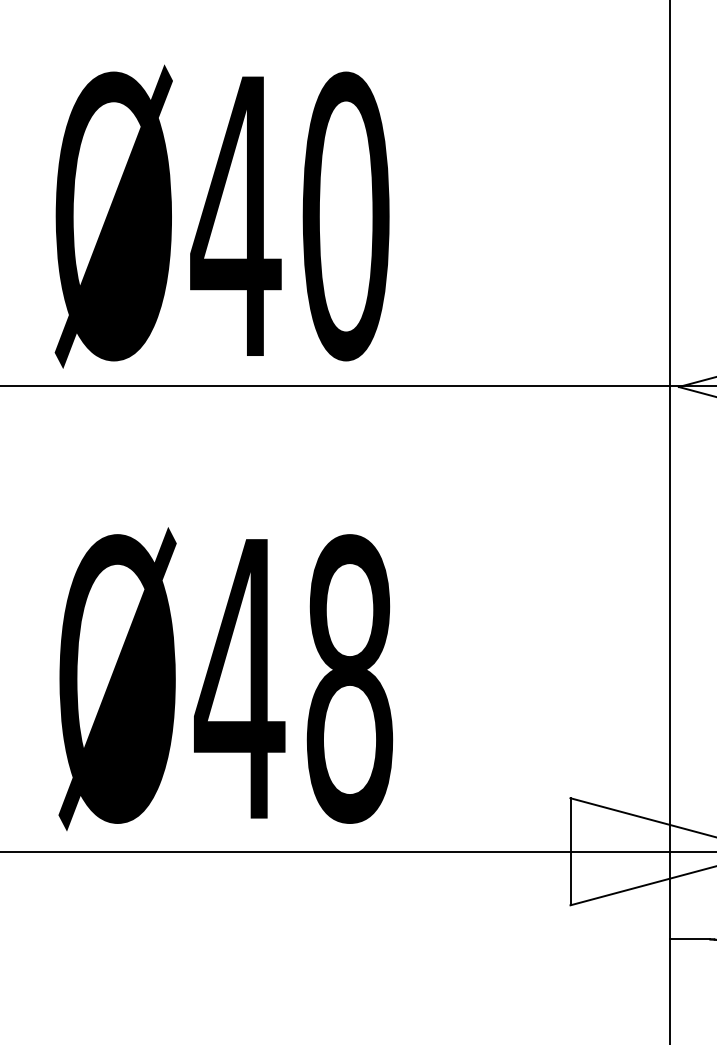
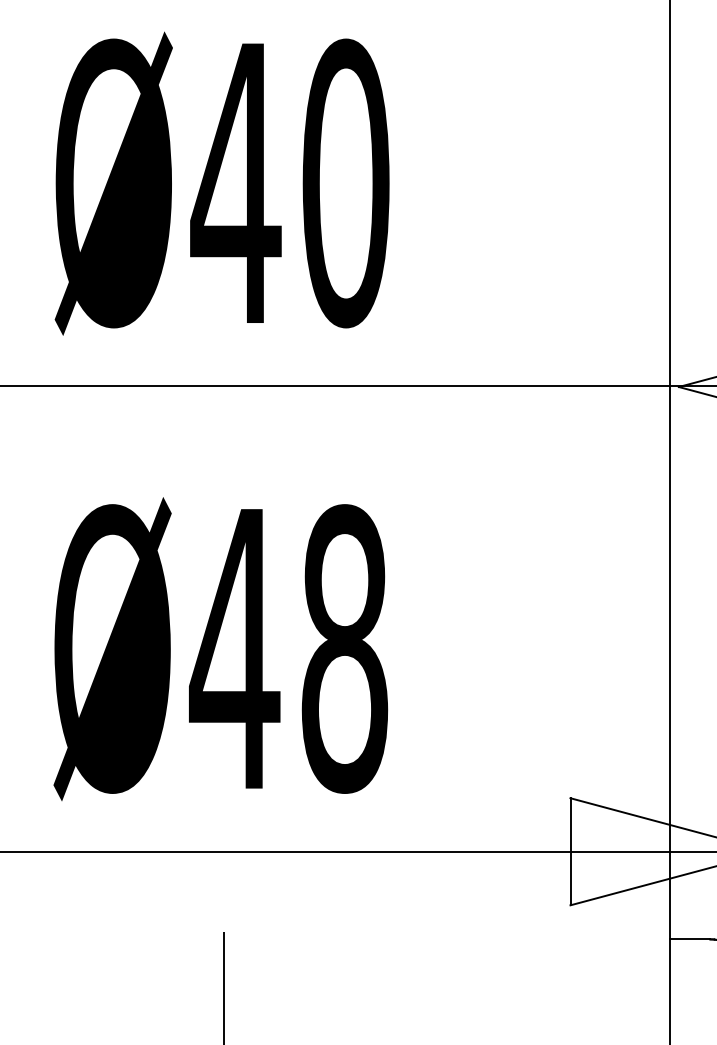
text position: (221, 216) -> (221, 183) (221, 183)
text position: (225, 678) -> (220, 648) (220, 648)
line: none -> present (223, 986)
